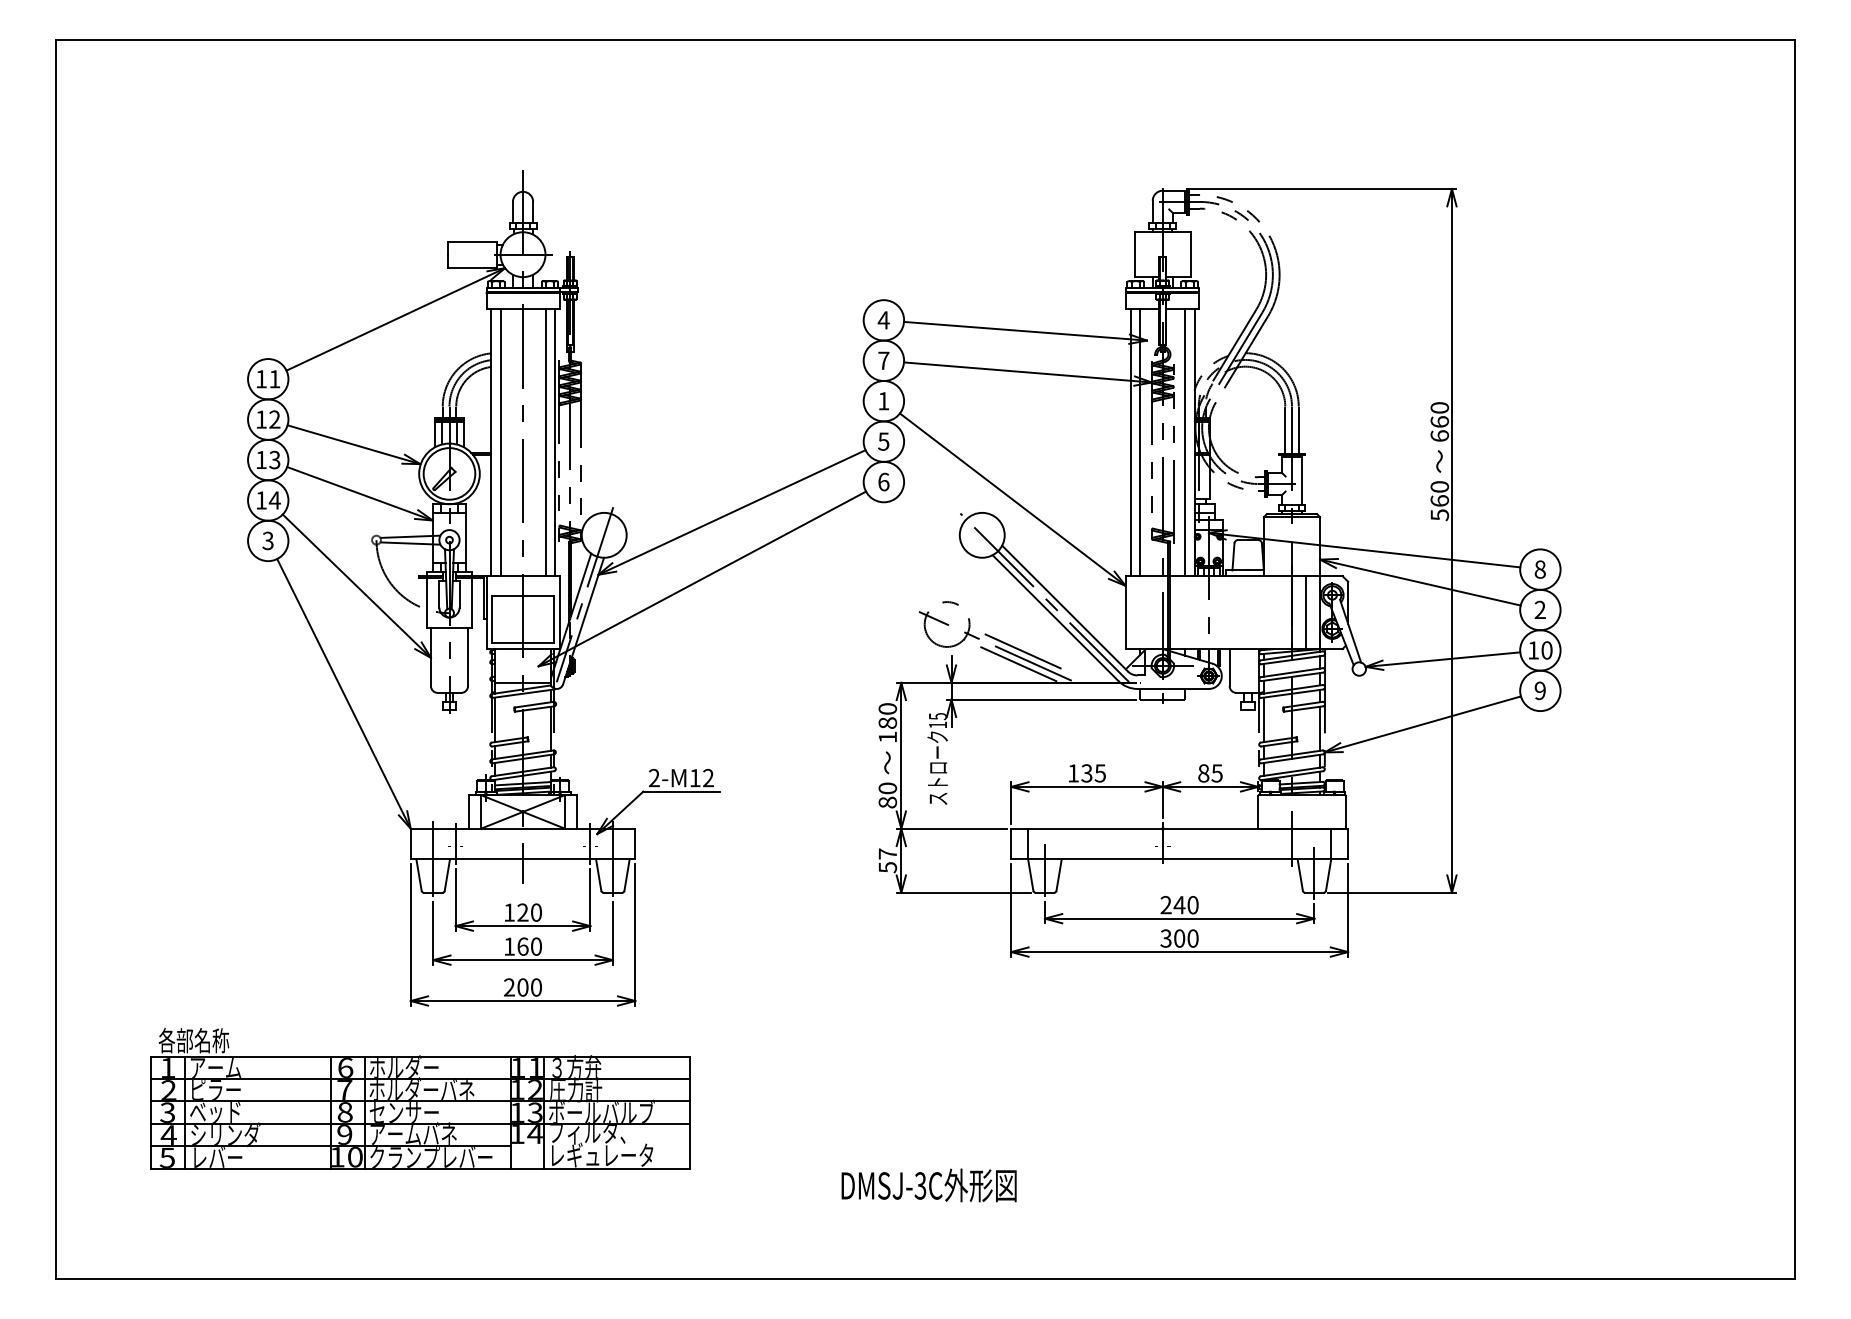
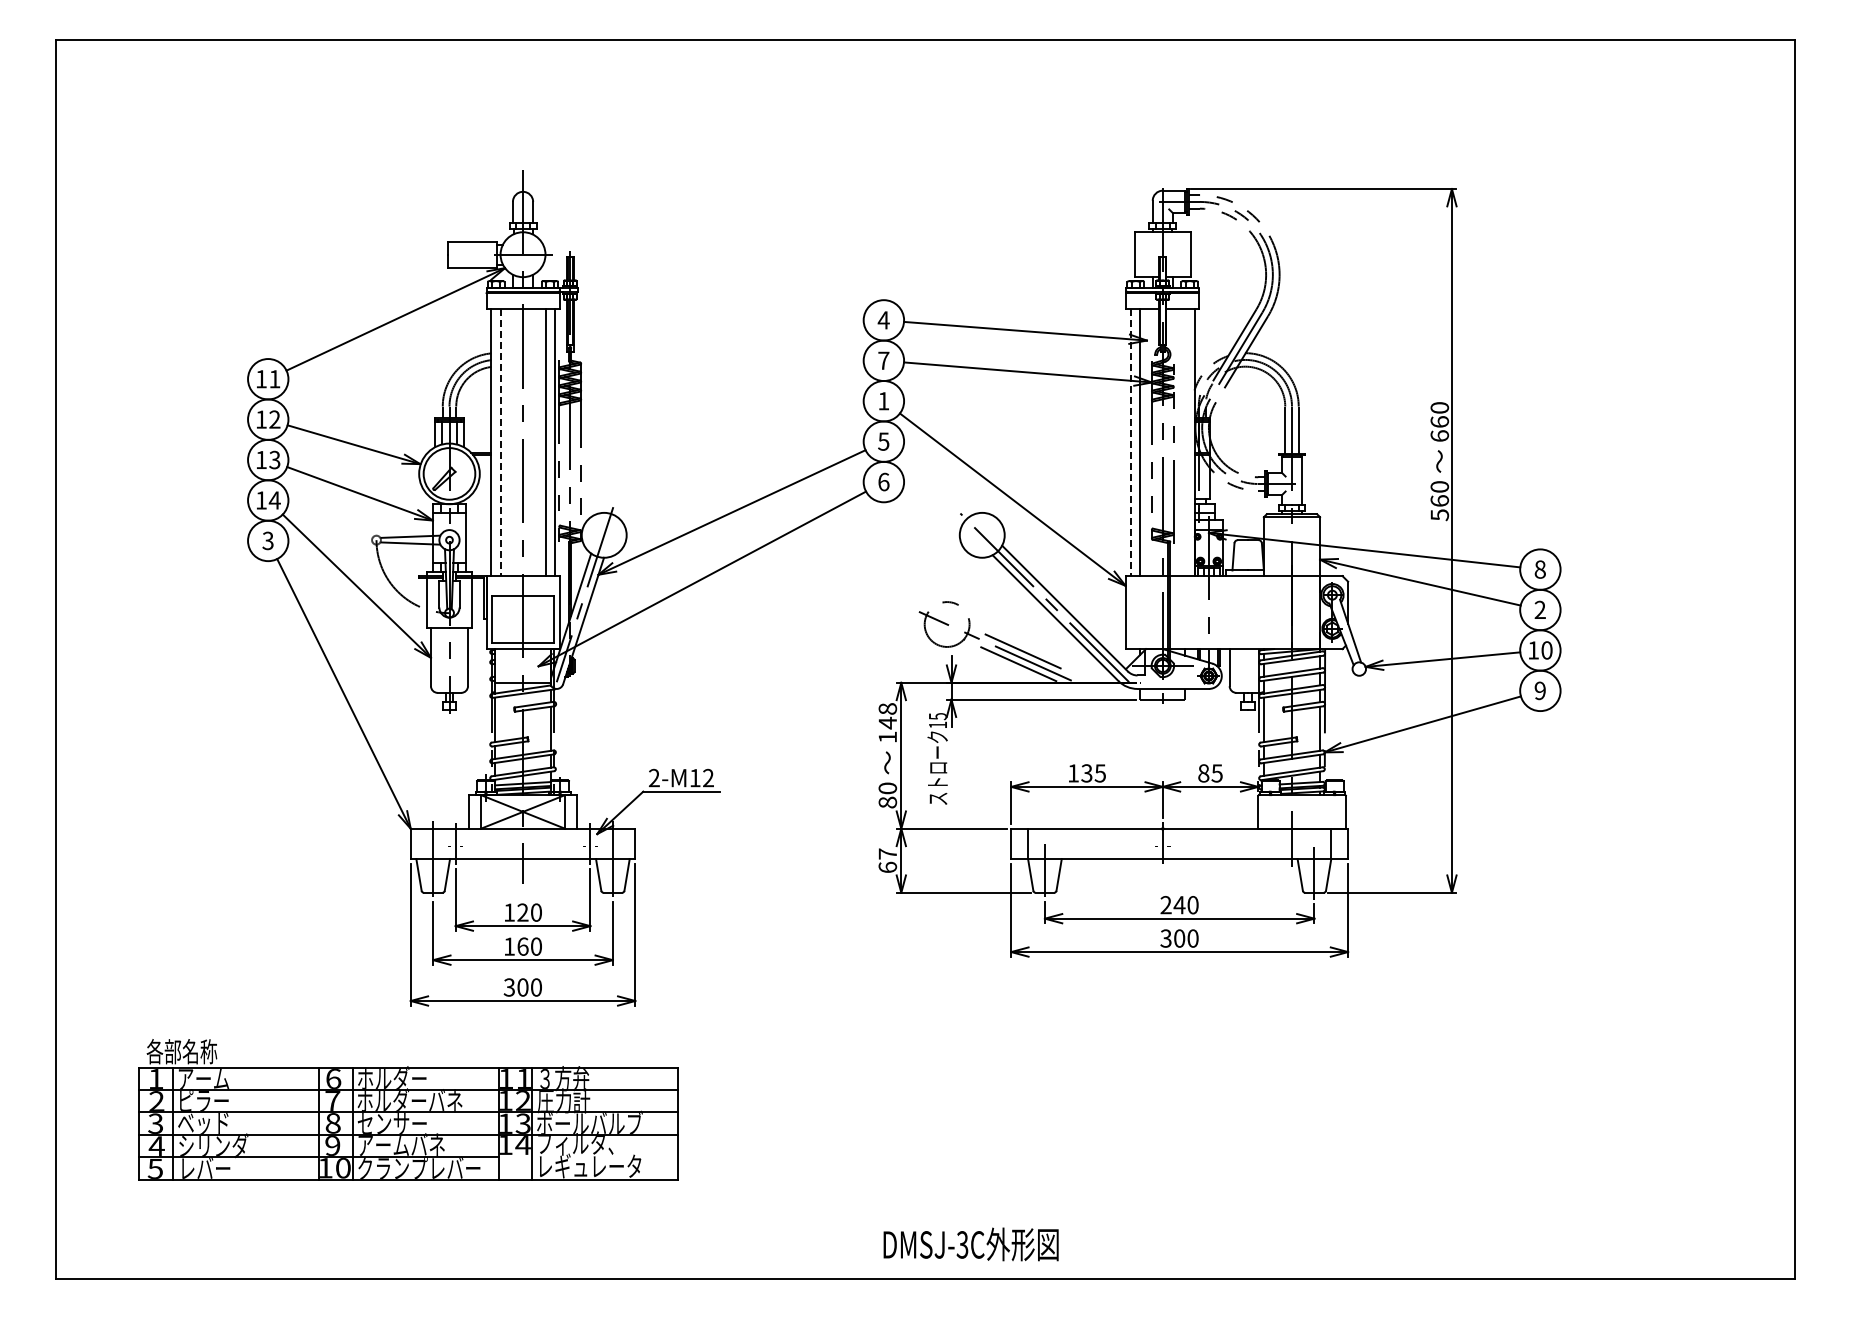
line: solid -> dashed (500, 442)
line: solid -> dashed (1131, 442)
line: present -> none (1185, 442)
line: present -> none (1306, 612)
text: 180 -> 148 (887, 716)
text: 57 -> 67 (887, 867)
text: 200 -> 300 (509, 987)
part position: (420, 1098) -> (408, 1109) (408, 1109)
text position: (928, 1185) -> (970, 1244) (970, 1244)
